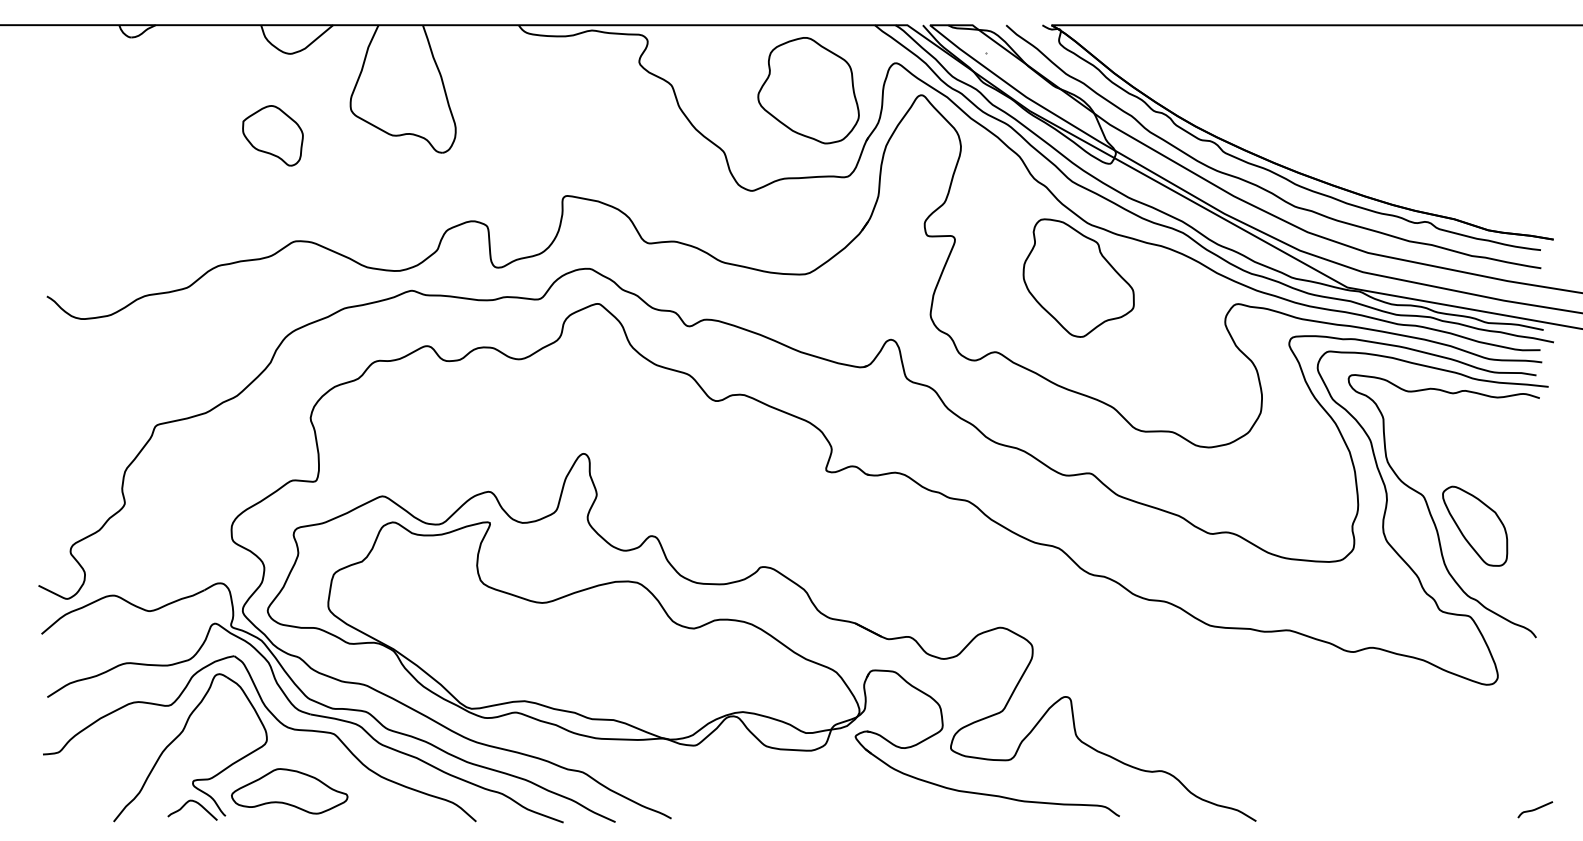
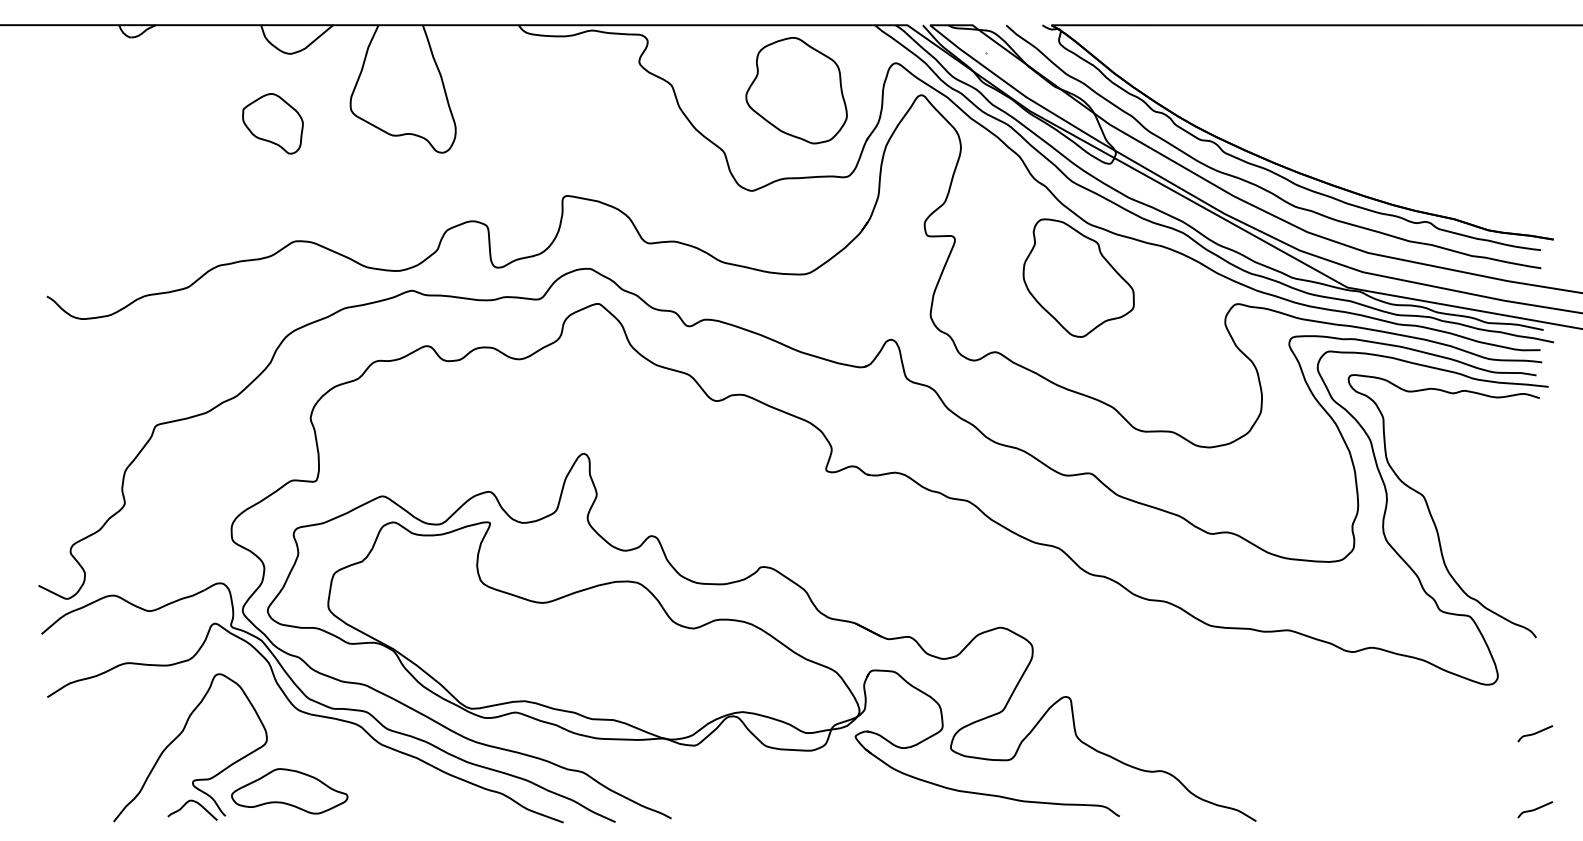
part position: (808, 90) -> (796, 90) (796, 90)
part position: (272, 135) -> (272, 123) (272, 123)
part: present -> none (1475, 525)
part: present -> none (276, 720)
curve: none -> present (1535, 733)
